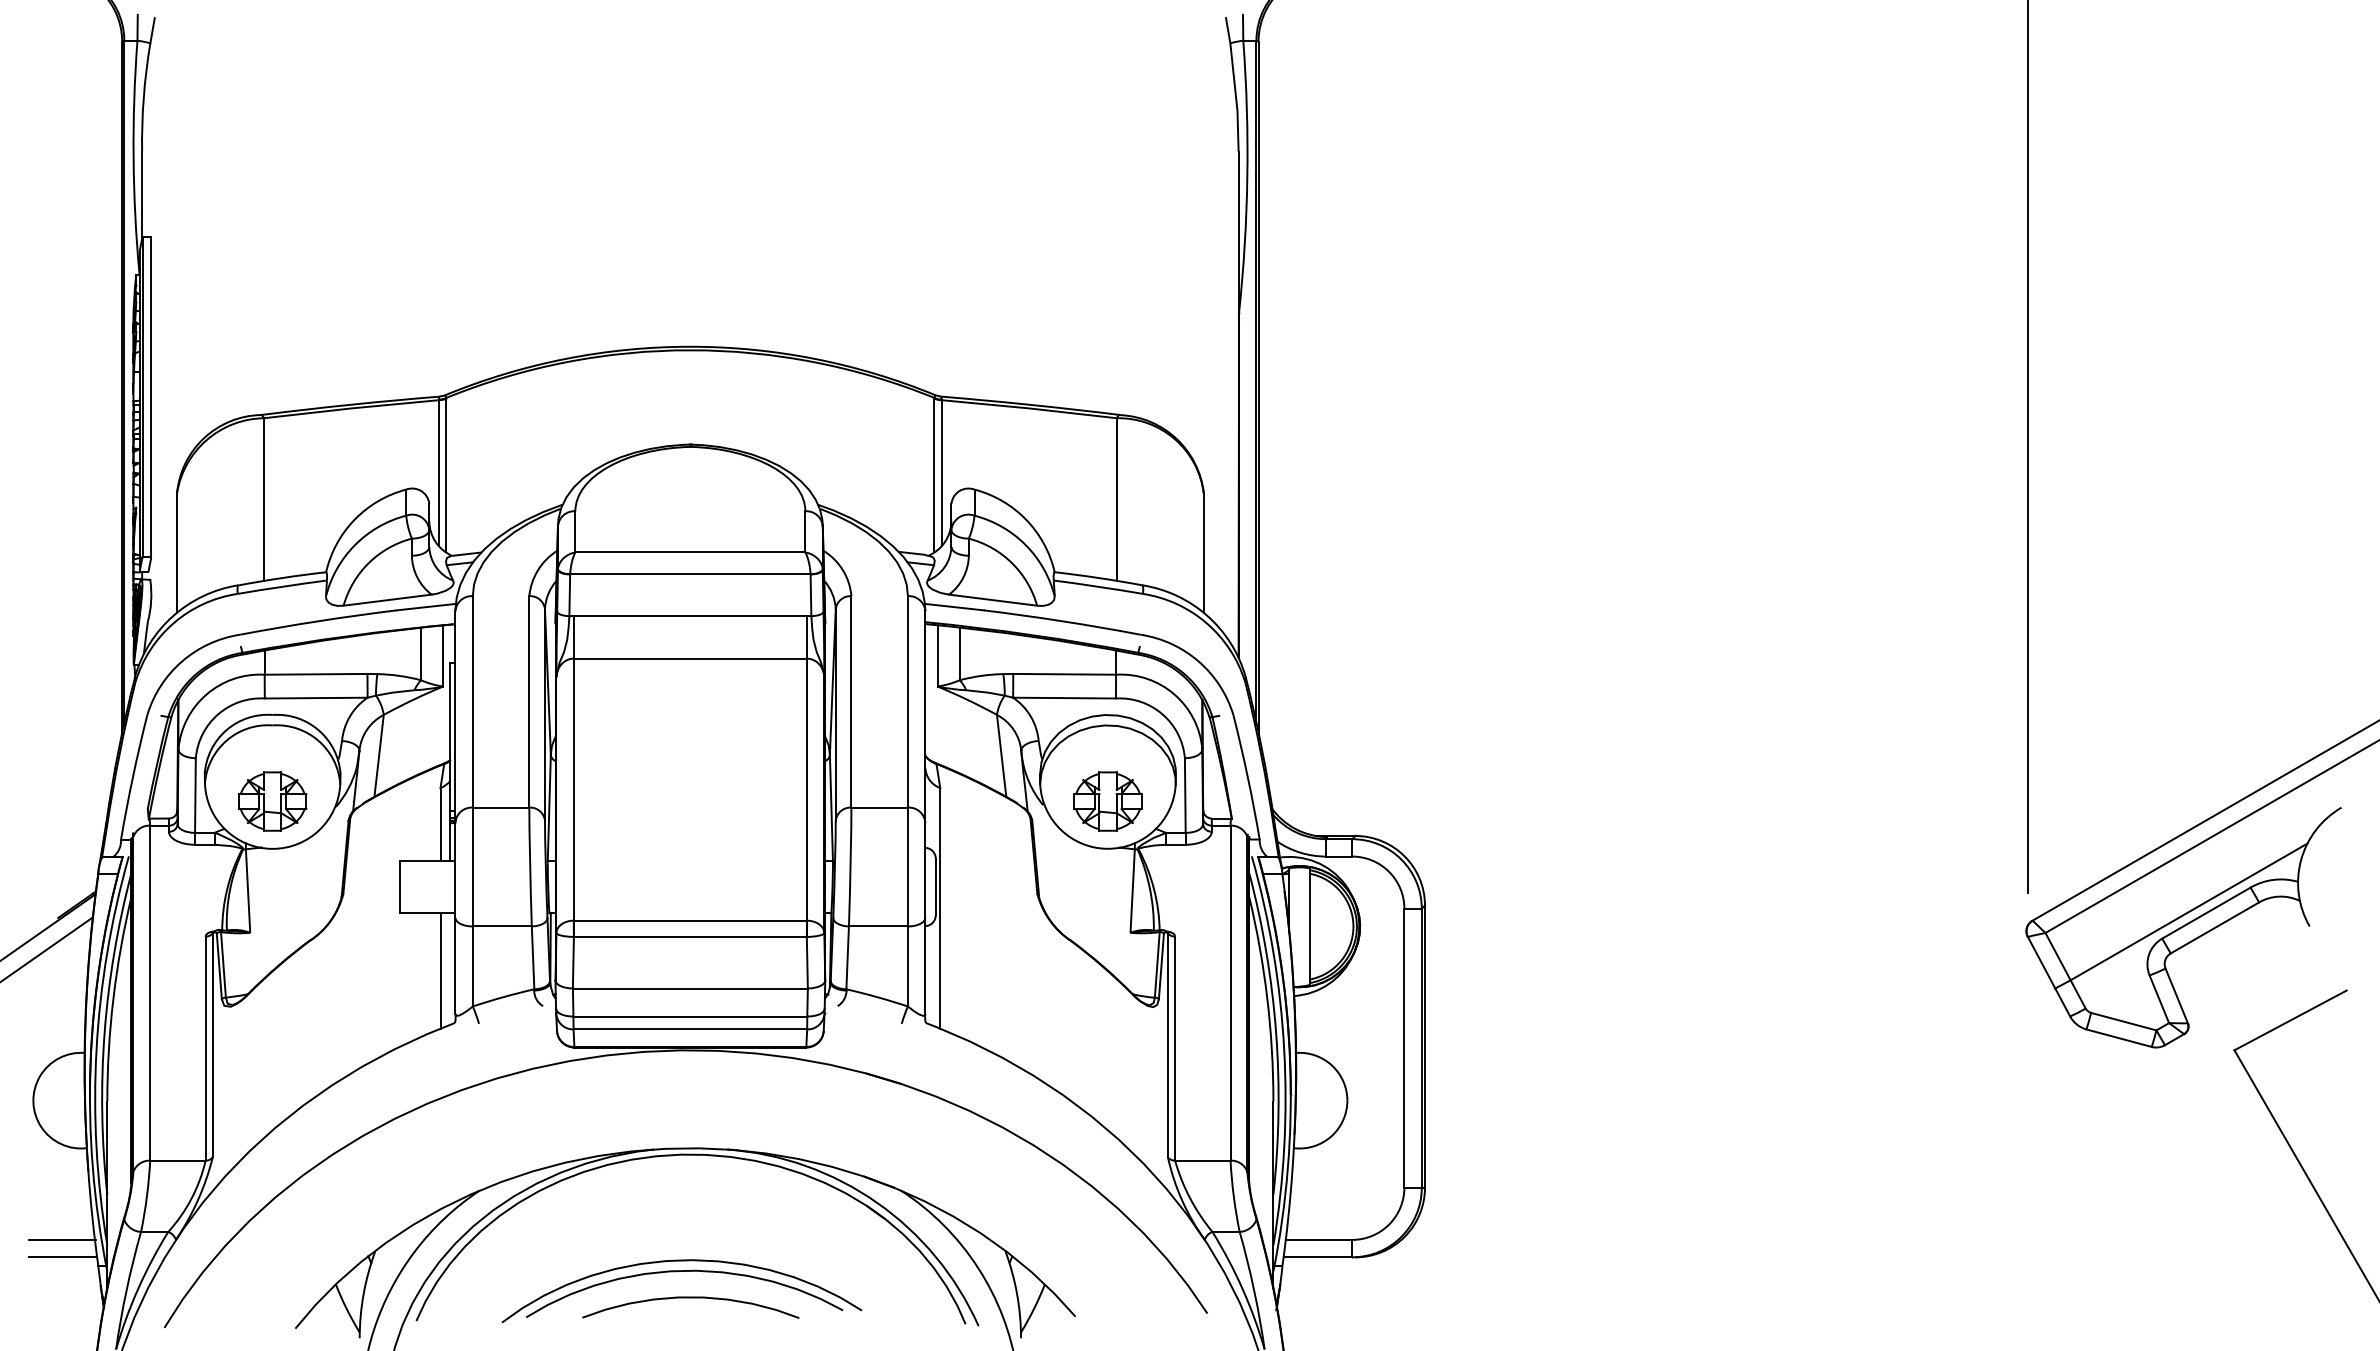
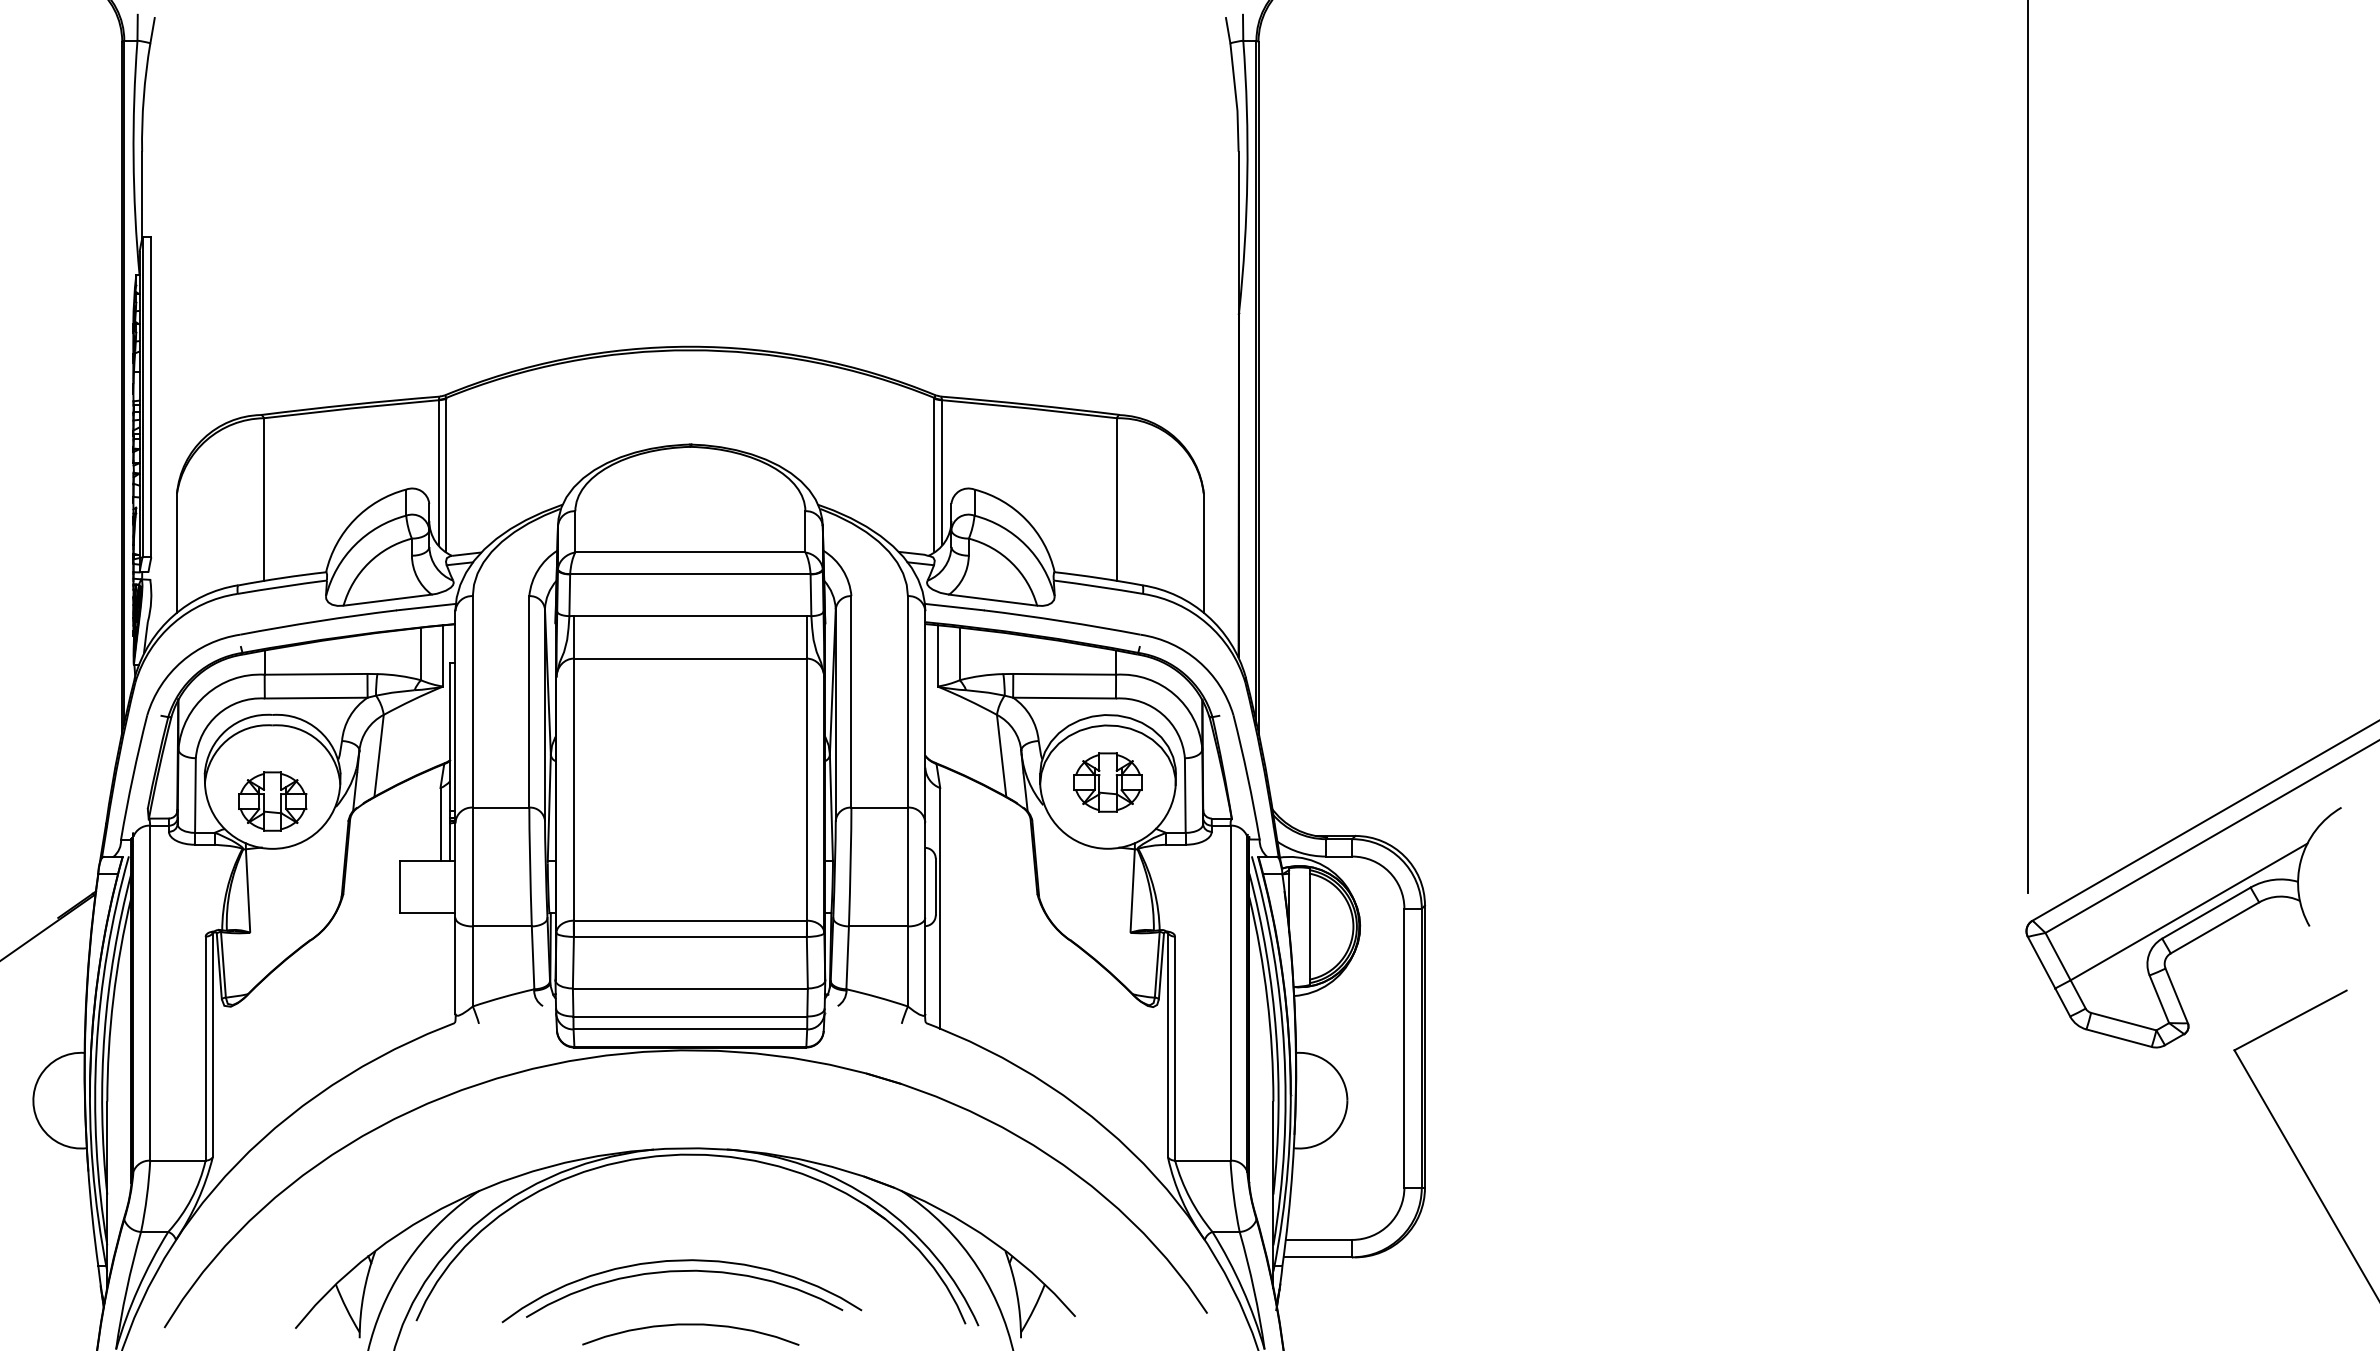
part position: (1107, 801) -> (1107, 782) (1107, 782)
line: present -> none (47, 948)
line: present -> none (440, 970)
line: present -> none (61, 1239)
line: present -> none (62, 1257)
curve position: (690, 1298) -> (690, 1325) (690, 1325)
